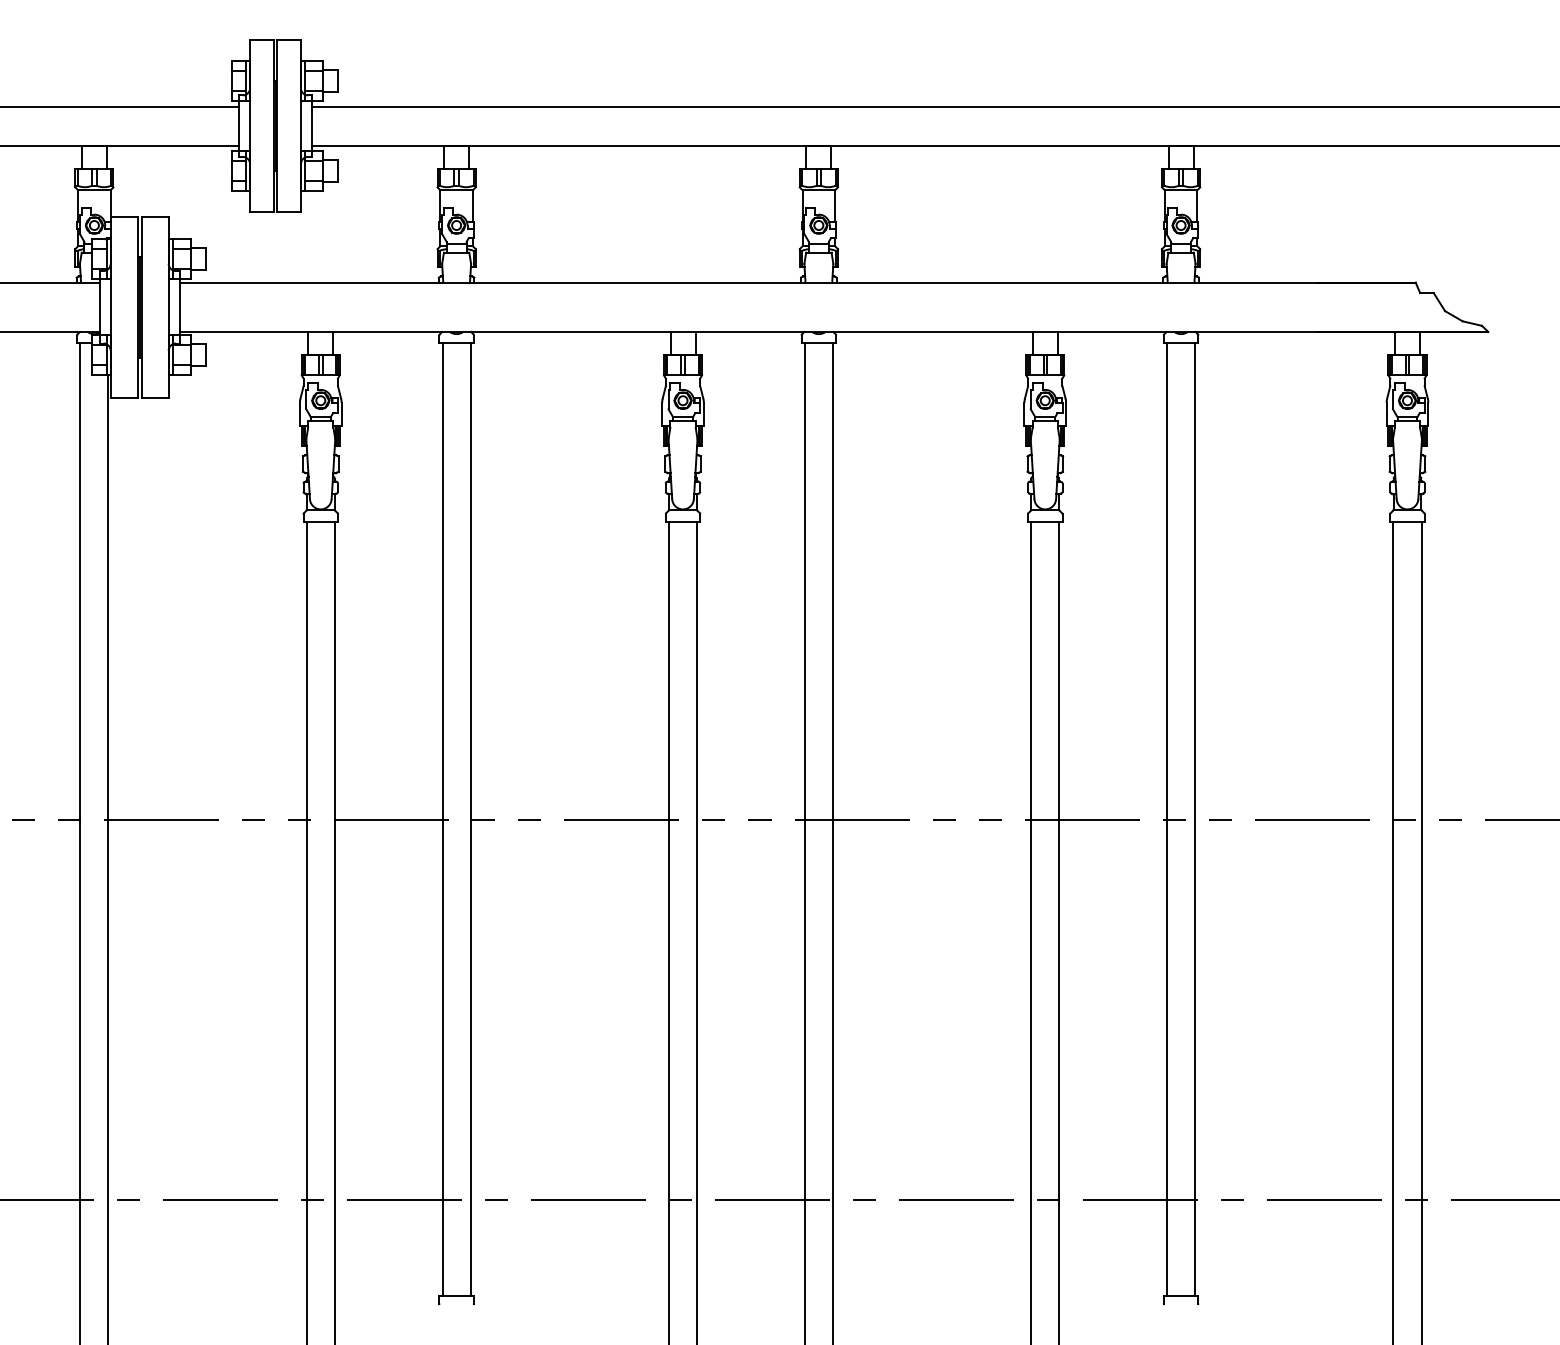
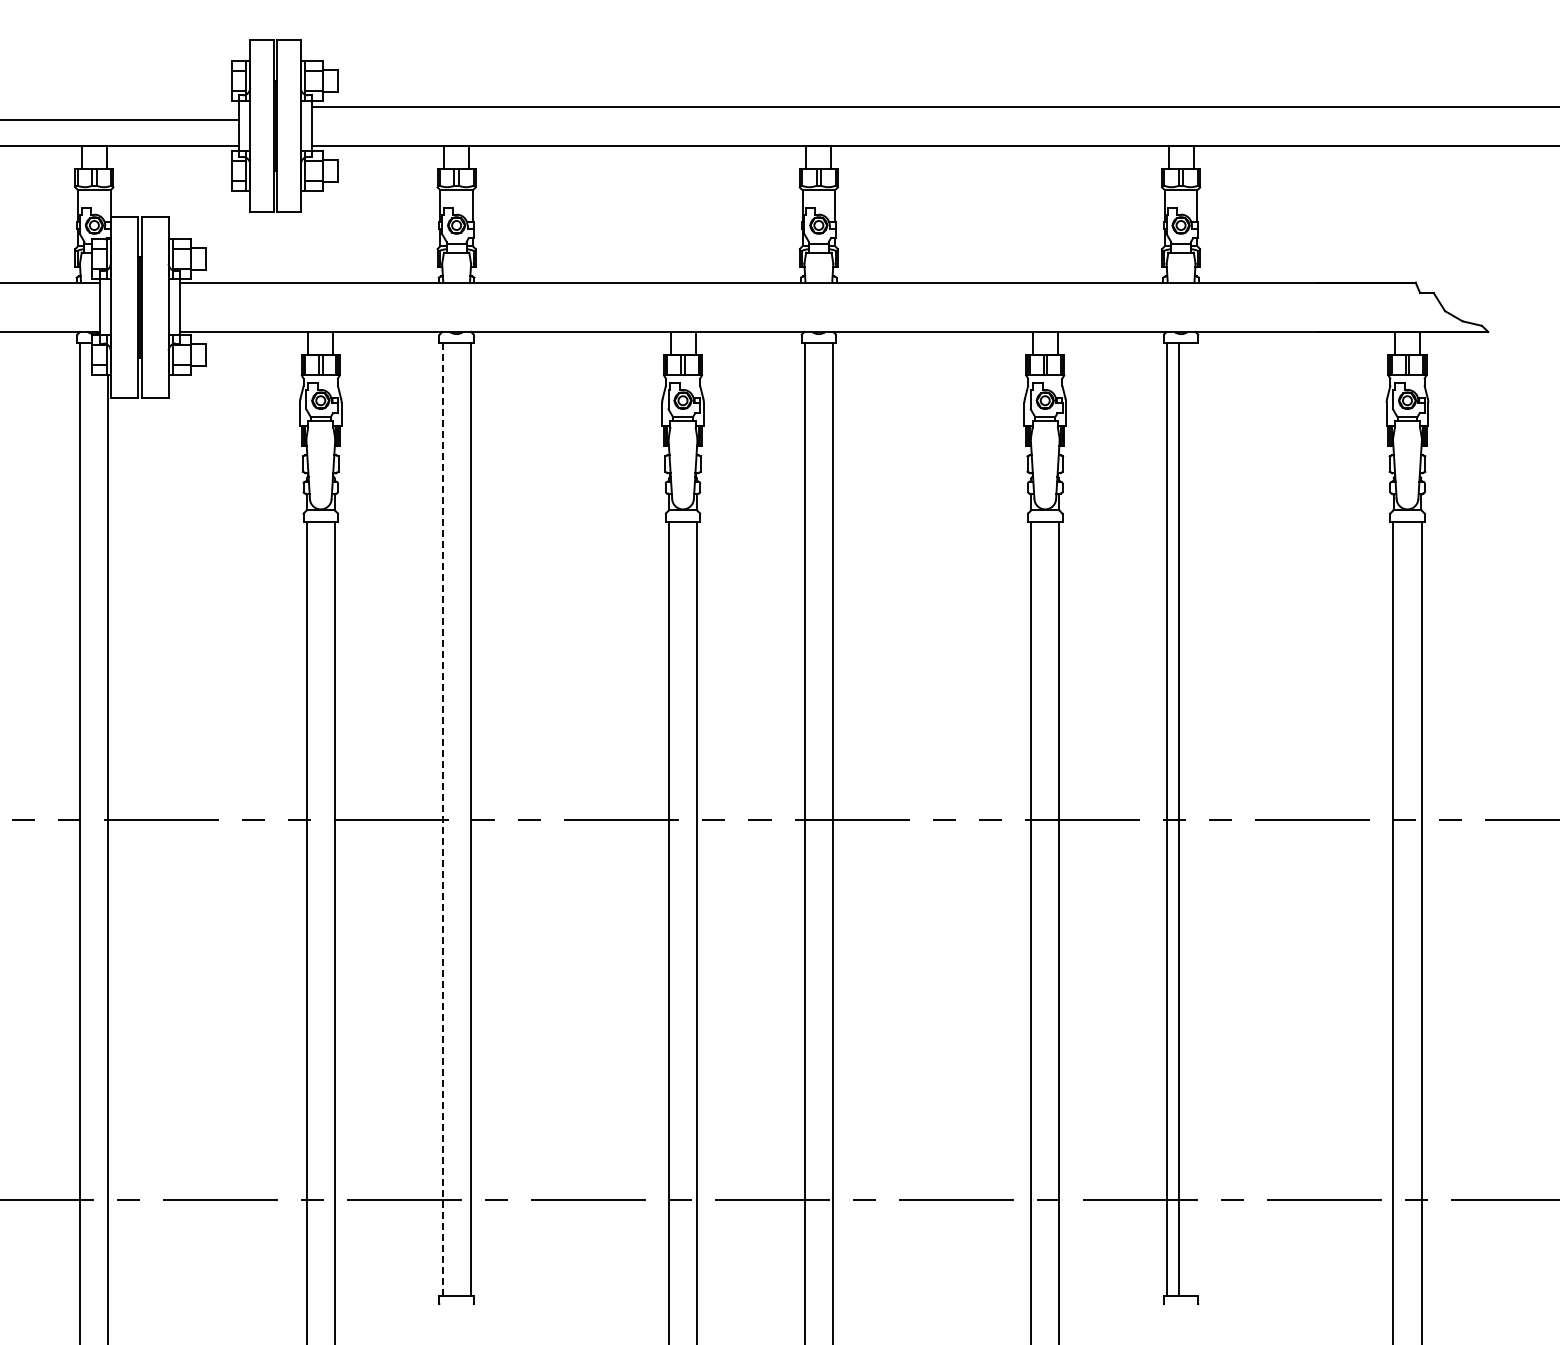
line position: (120, 106) -> (120, 119) (120, 119)
line position: (1195, 819) -> (1179, 819) (1179, 819)
line: solid -> dashed (442, 820)
